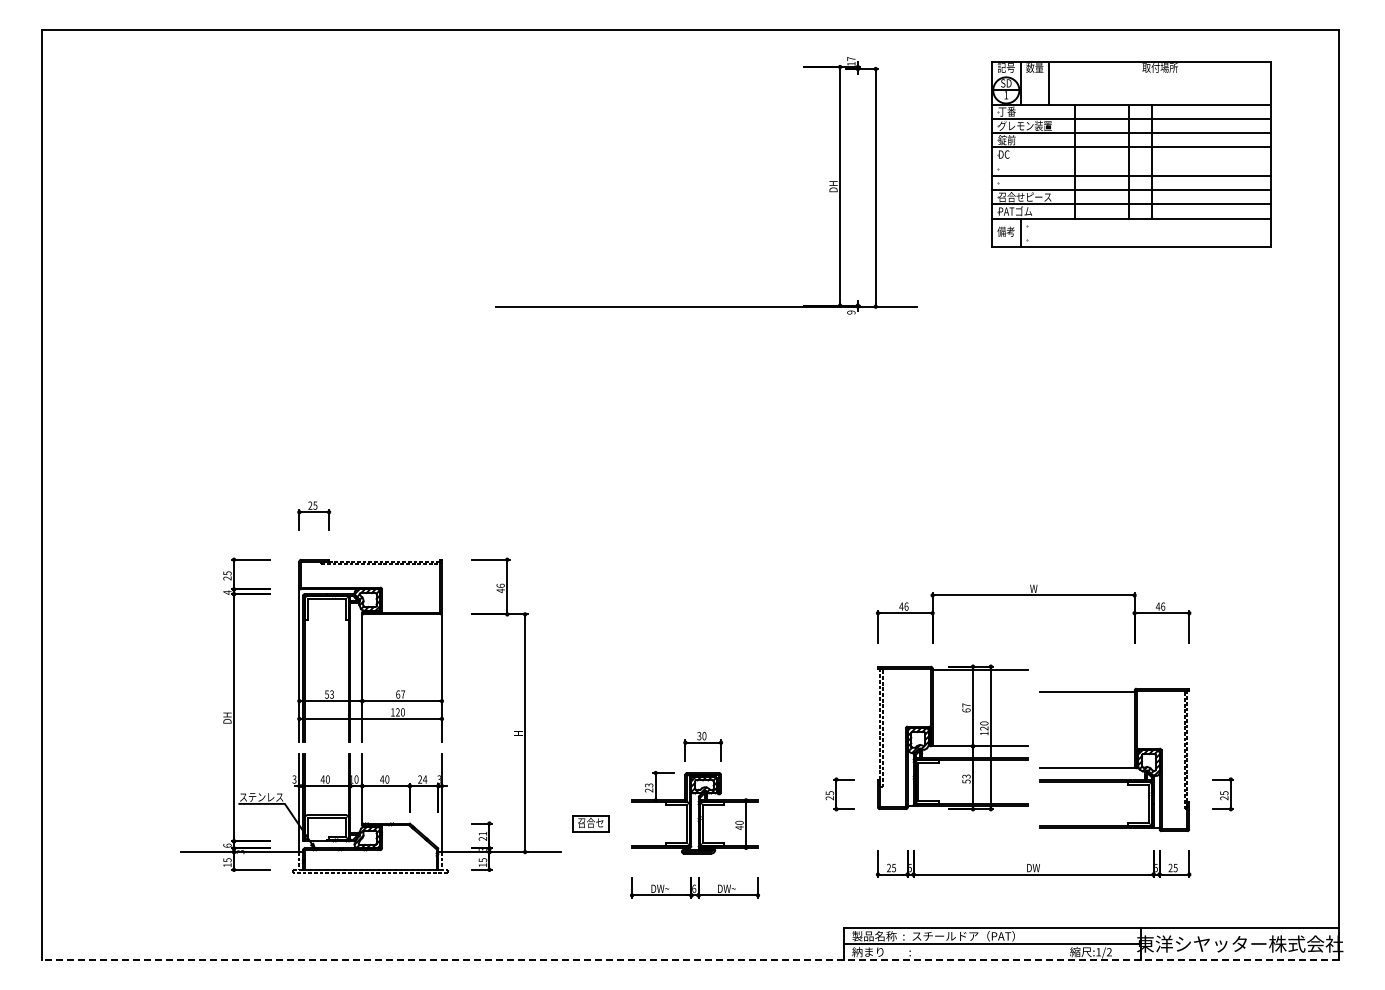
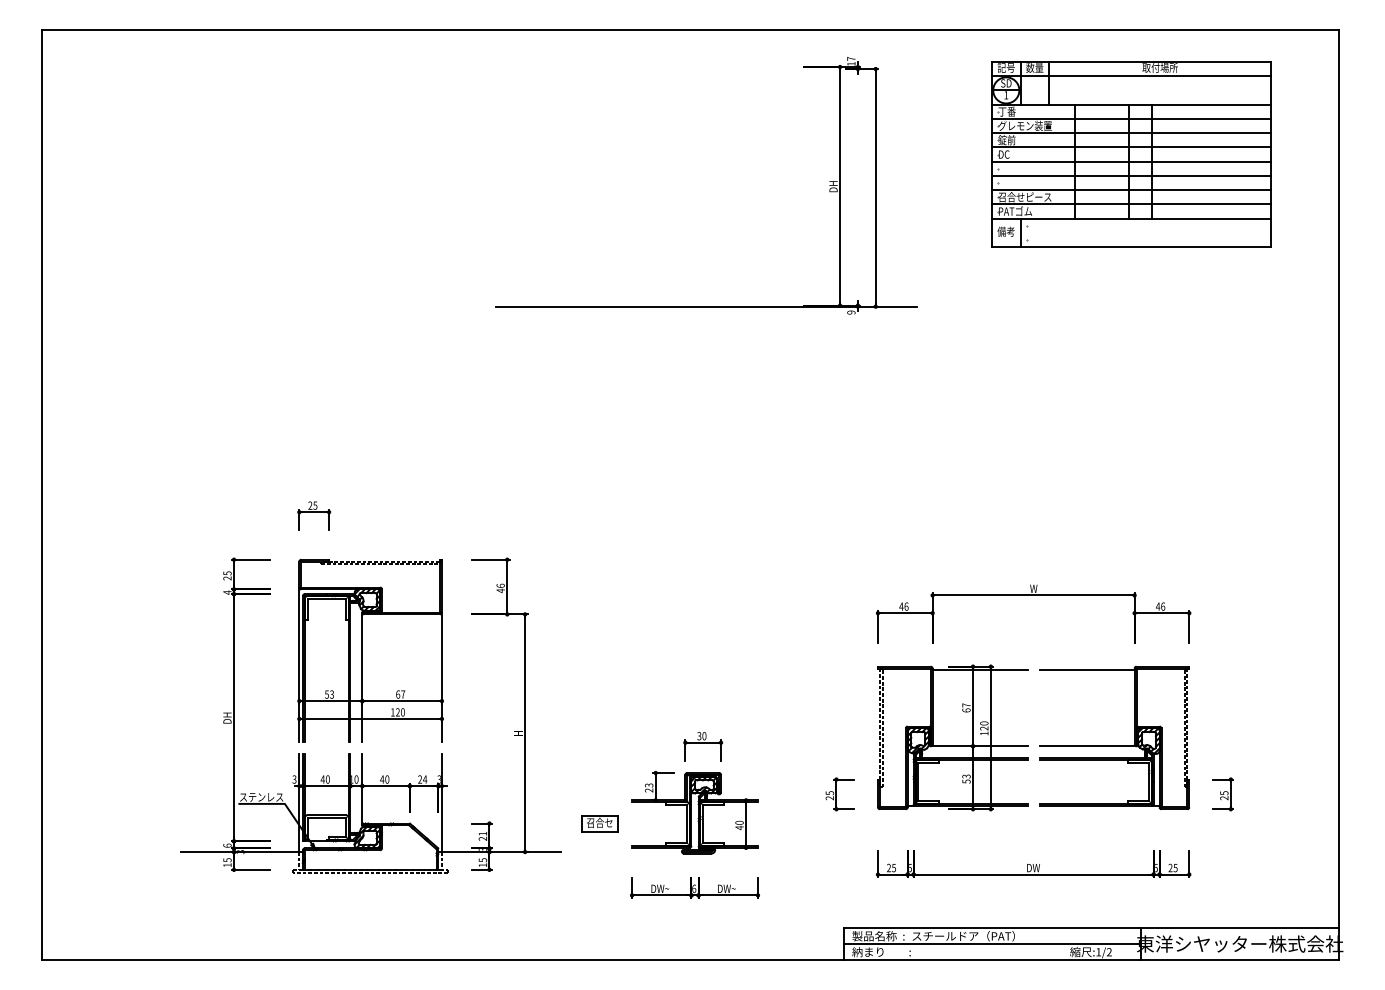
line: none -> present (1131, 76)
line: none -> present (1131, 161)
part position: (1114, 767) -> (1114, 745) (1114, 745)
part position: (590, 823) -> (599, 823) (599, 823)
line: dashed -> solid (690, 960)
